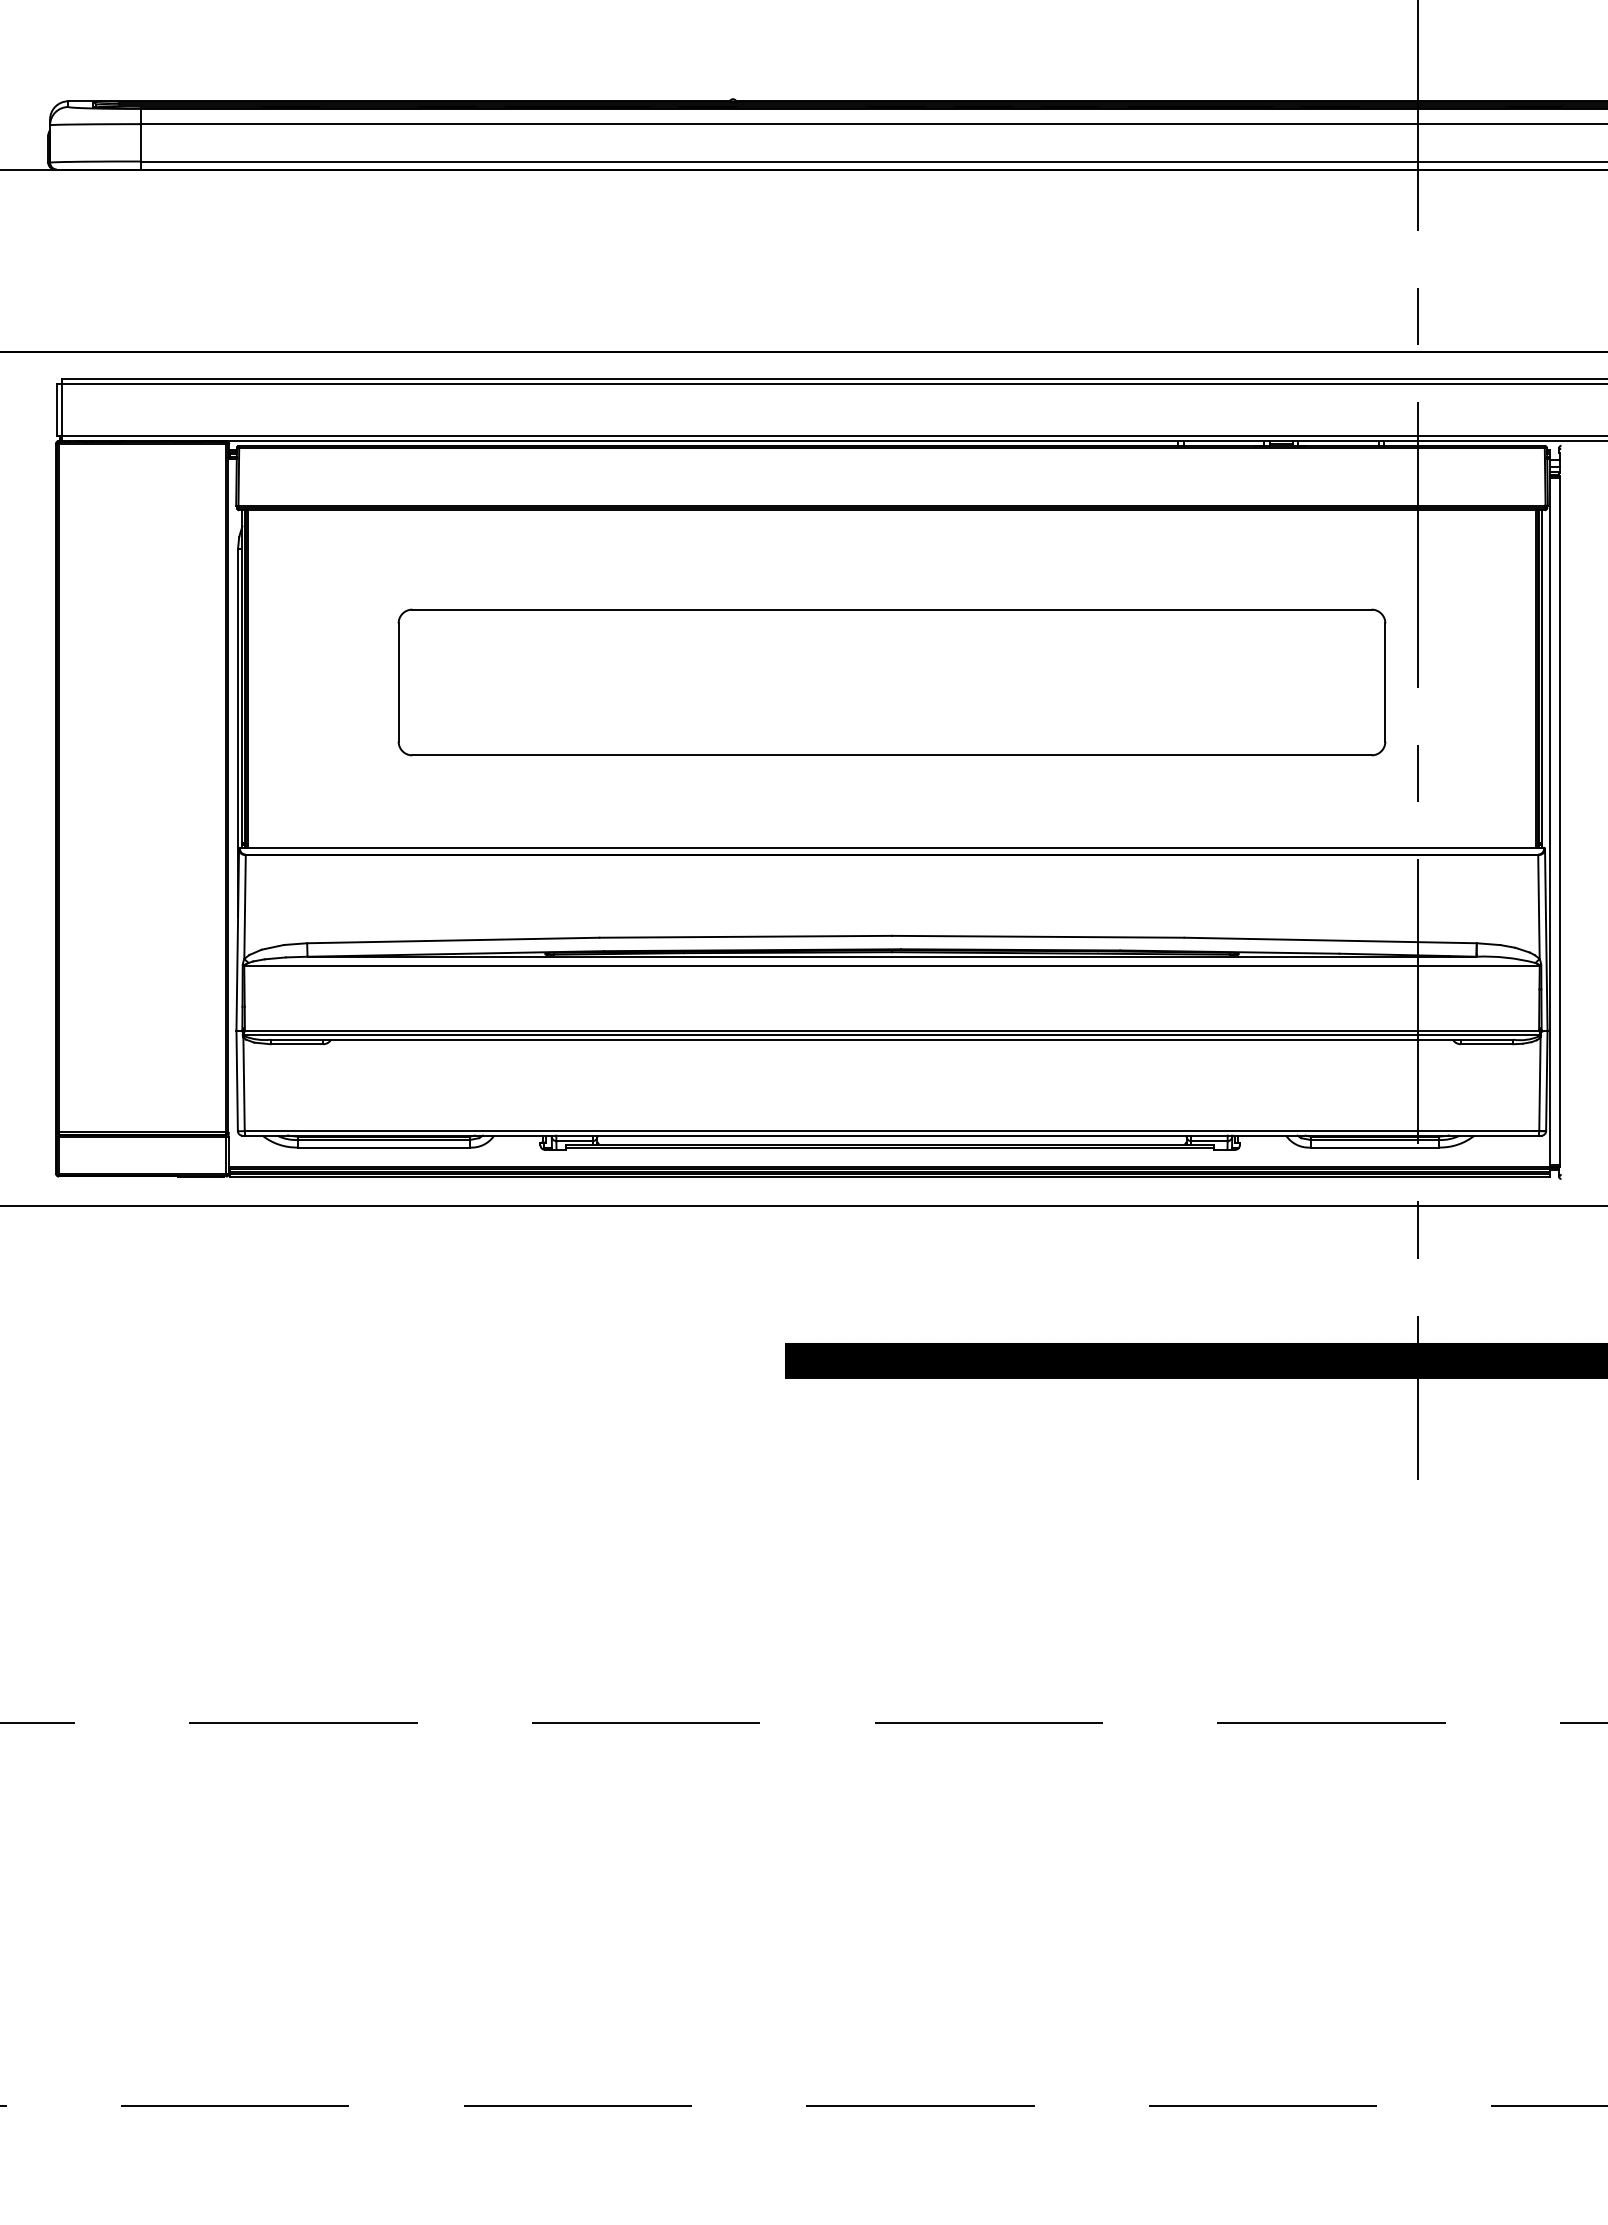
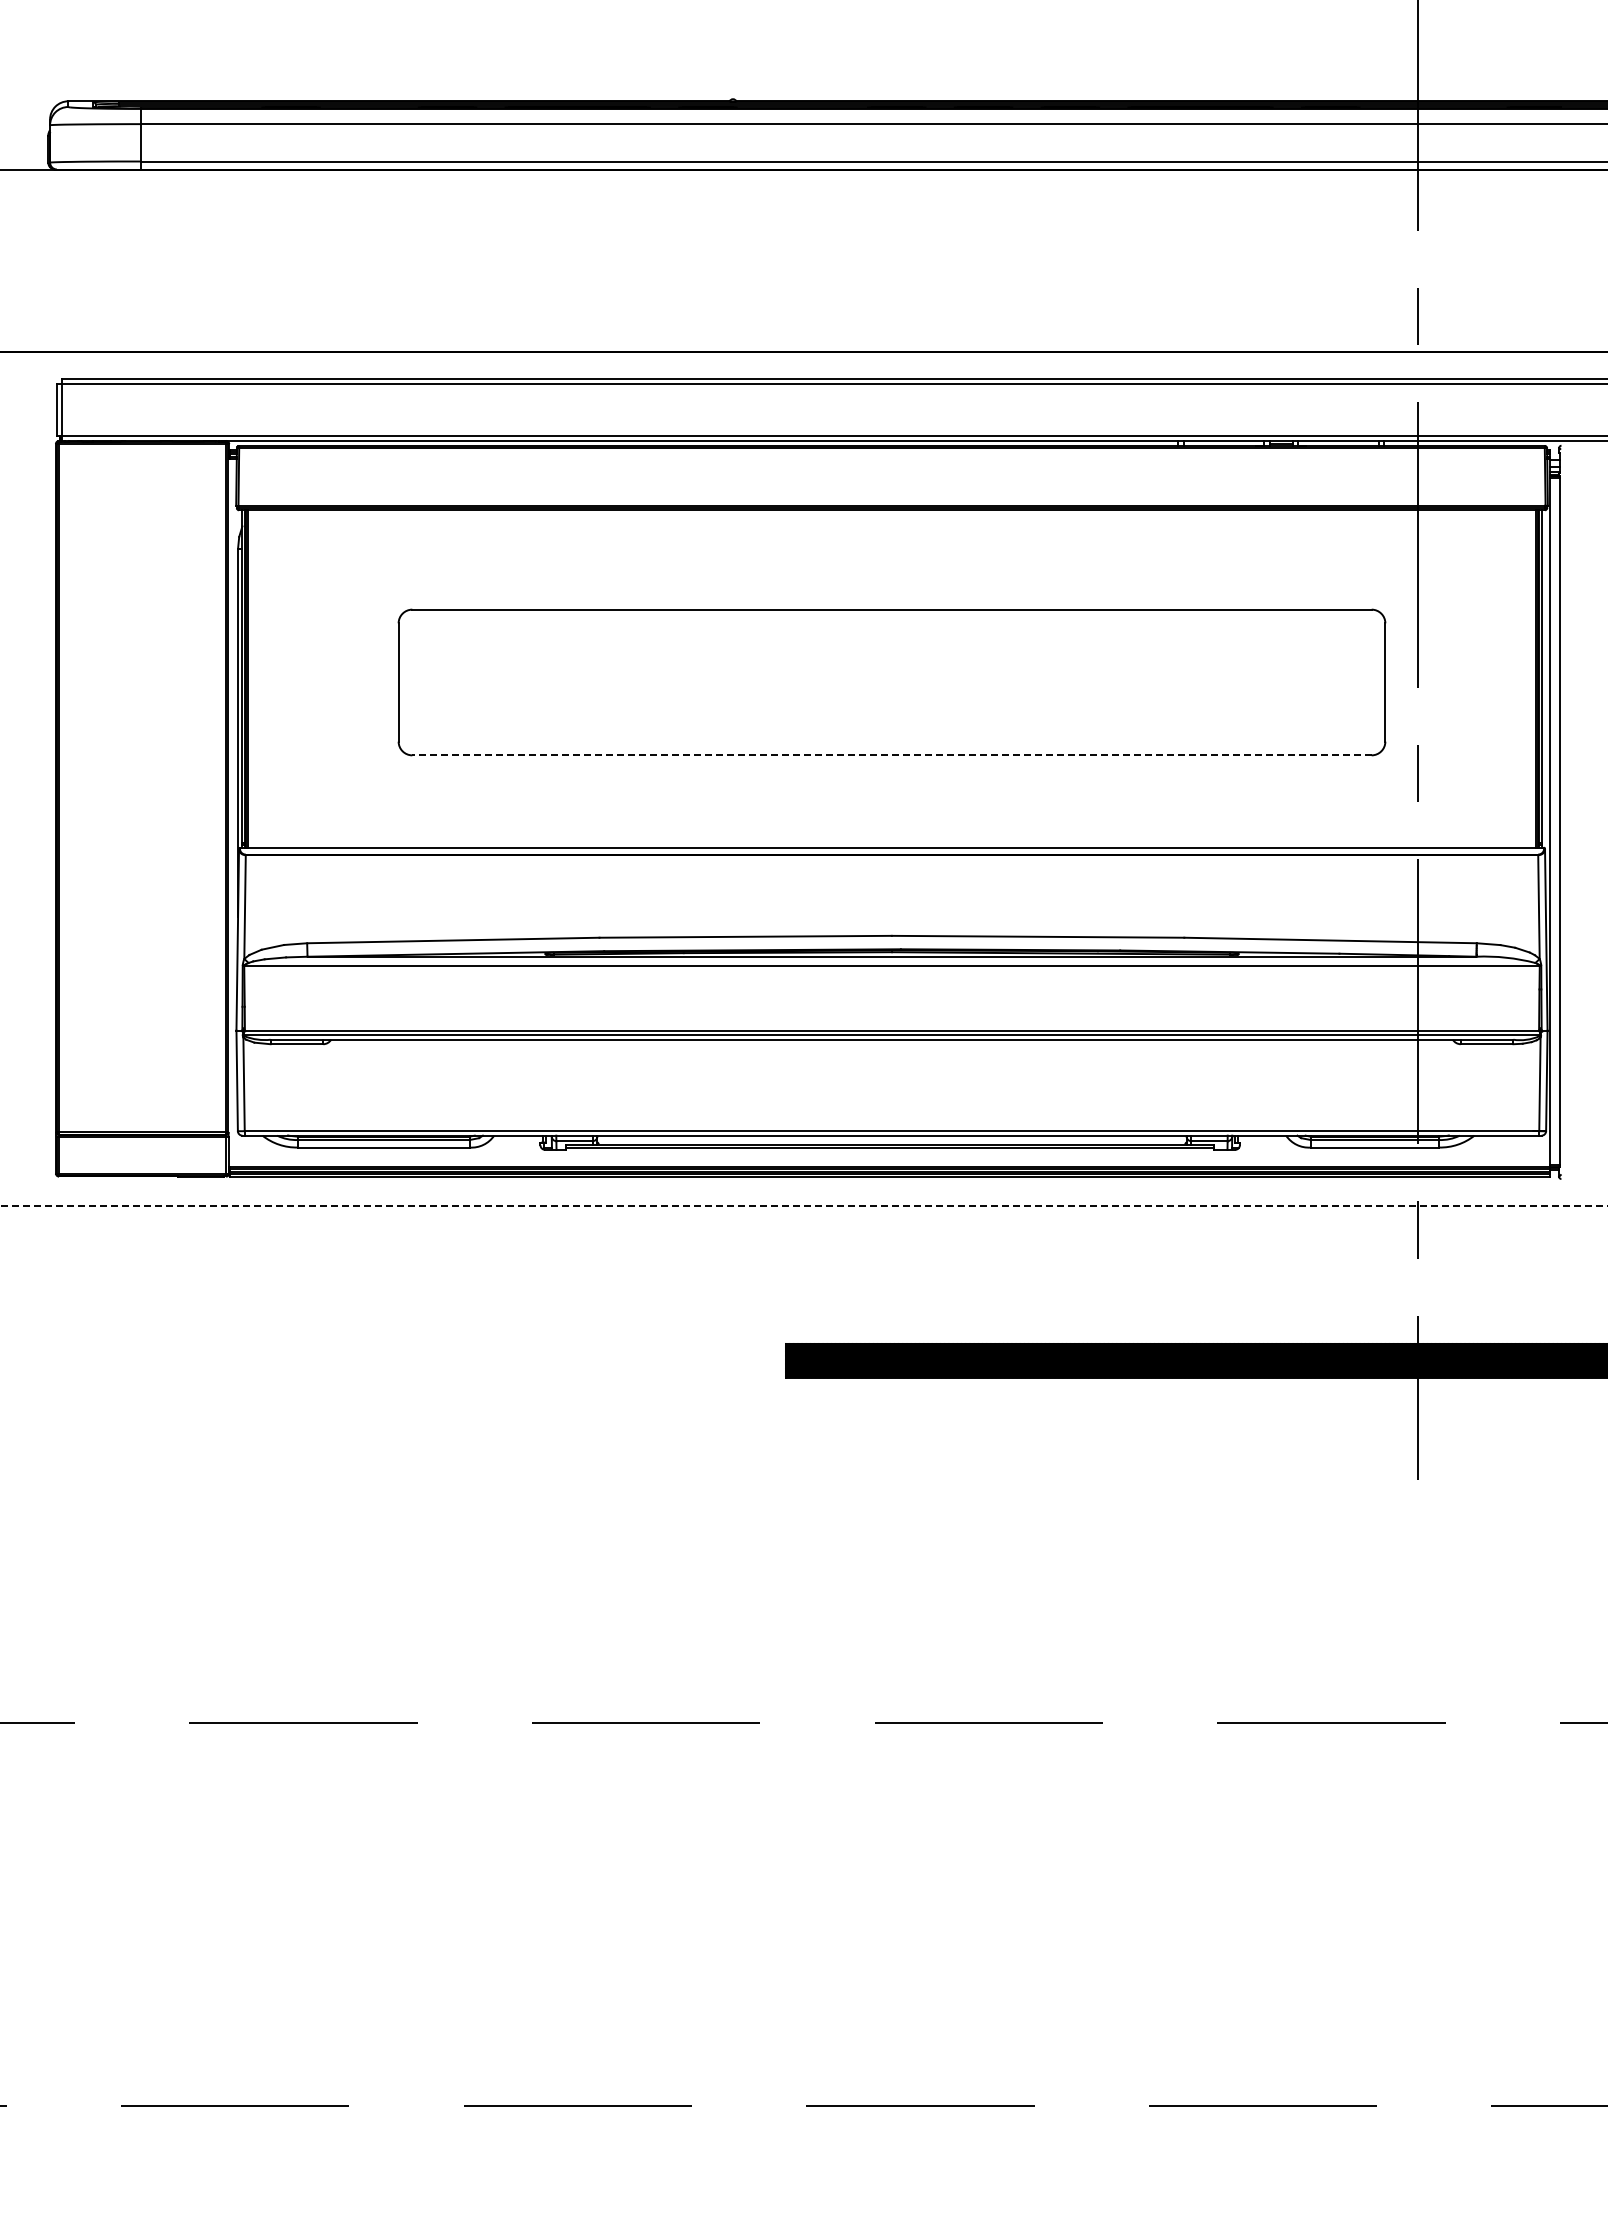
line: solid -> dashed (892, 755)
line: solid -> dashed (804, 1206)
